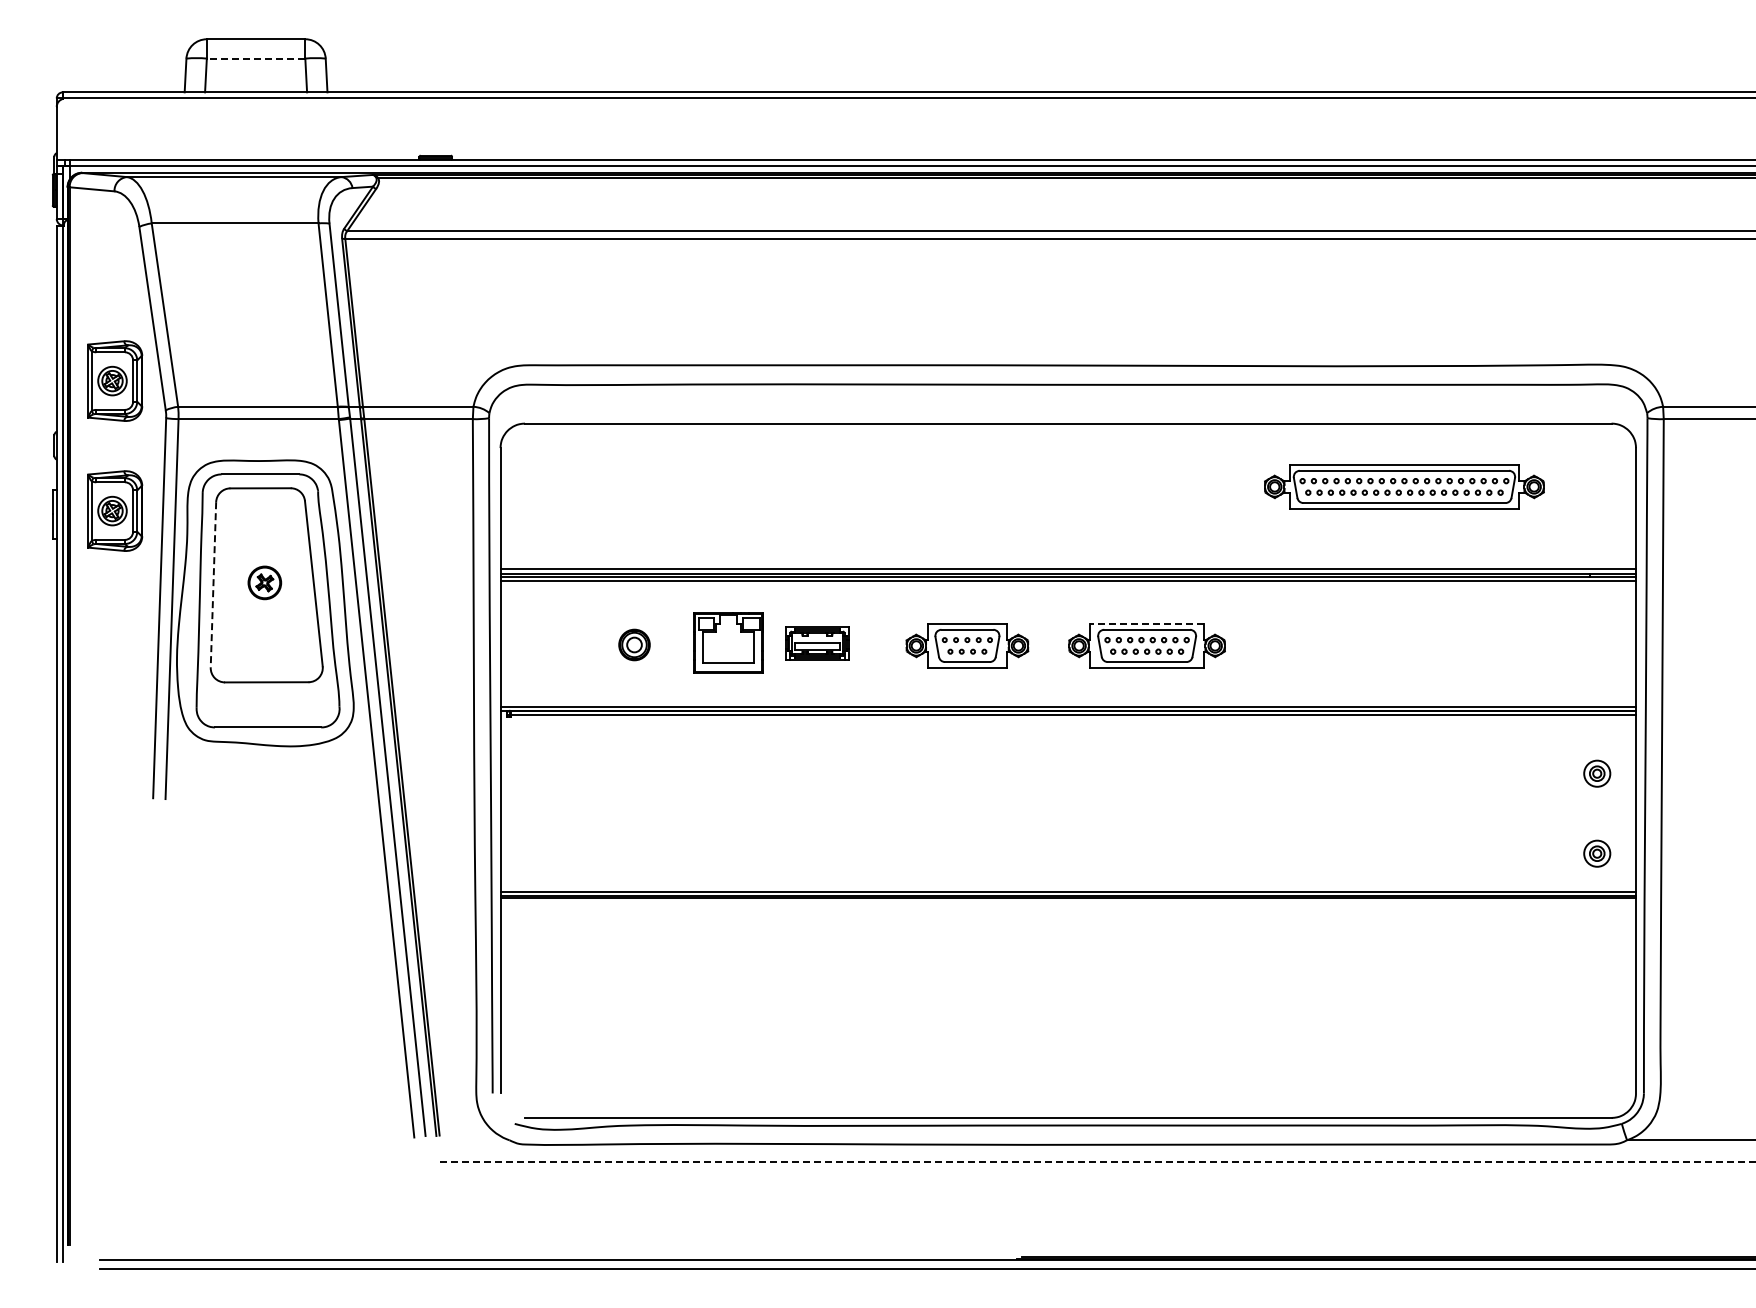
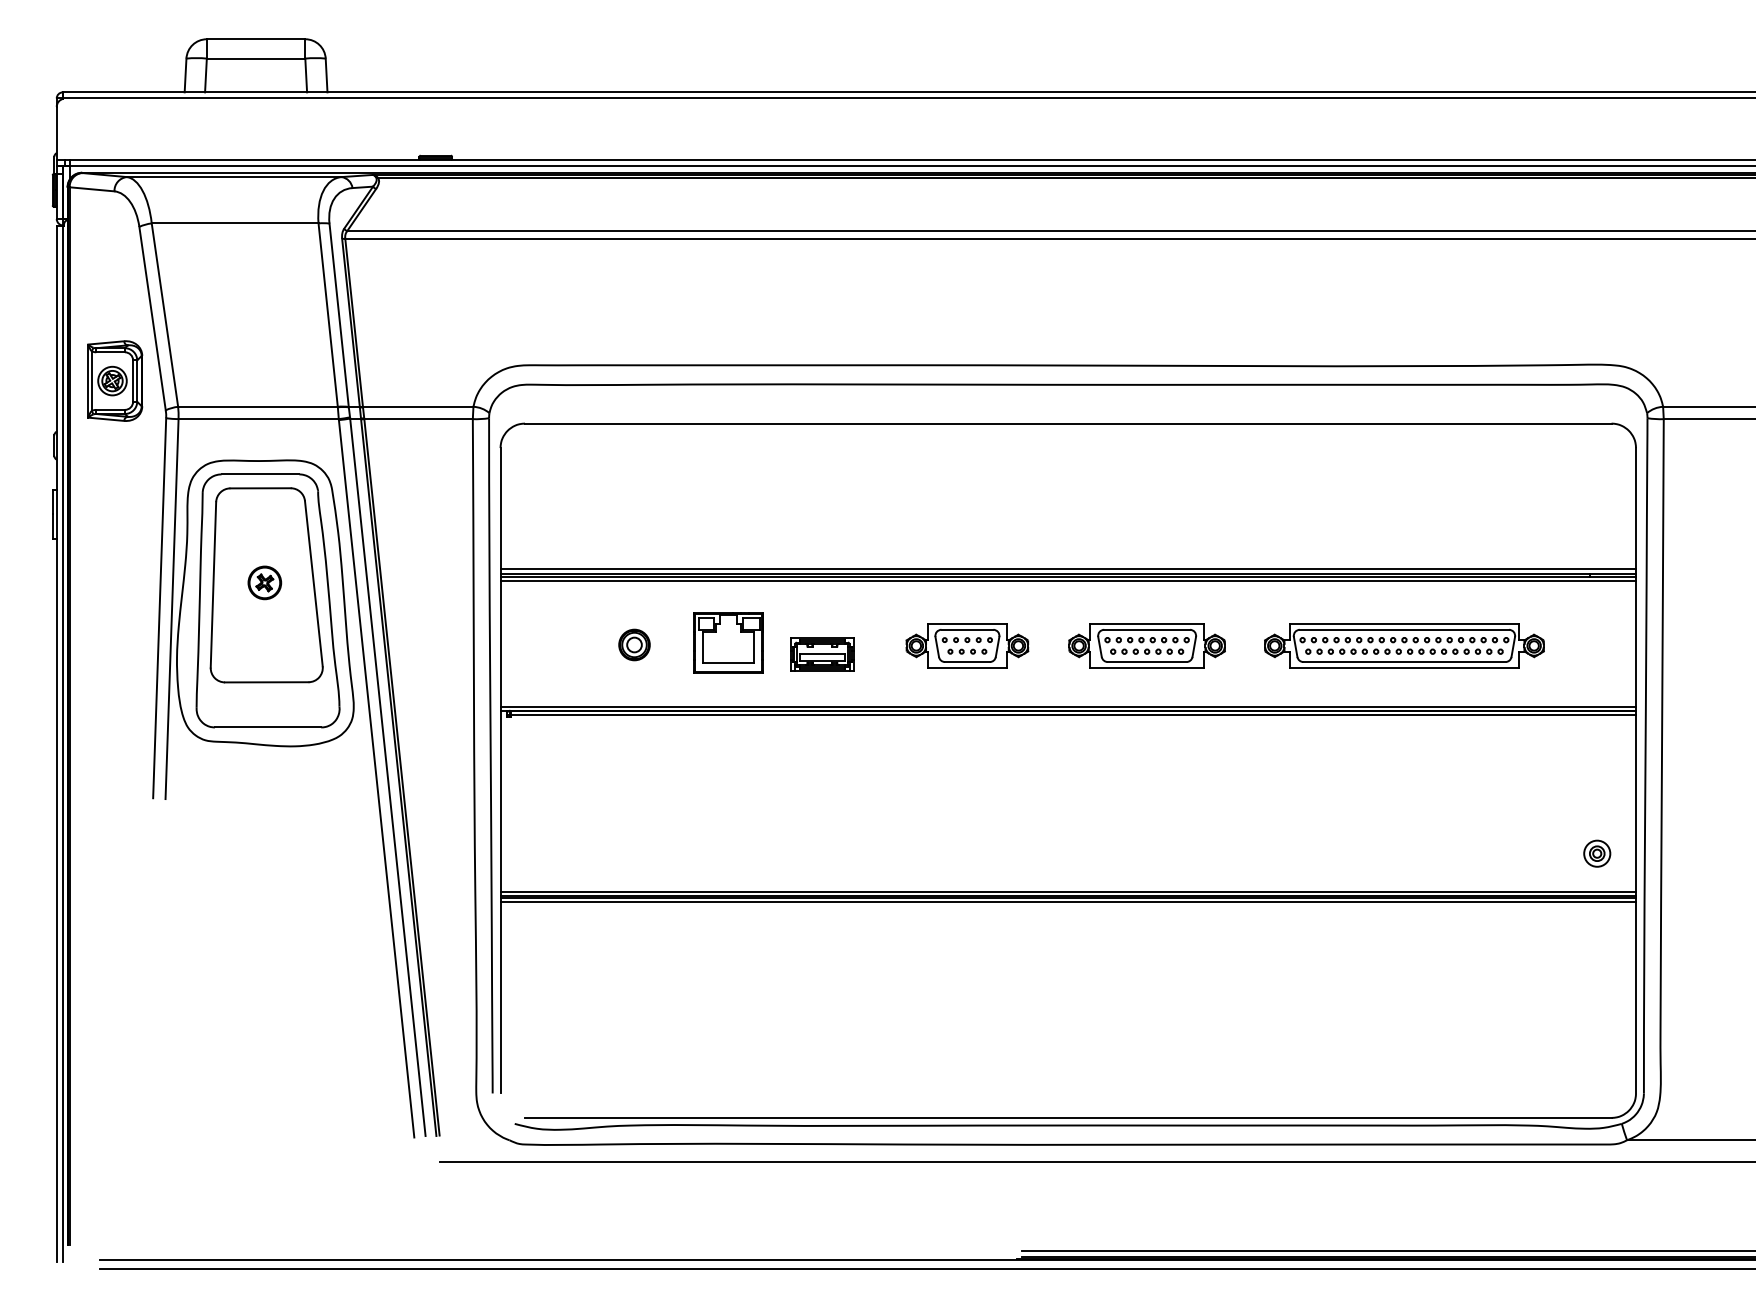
line: dashed -> solid (255, 58)
part position: (1404, 486) -> (1404, 645) (1404, 645)
part: present -> none (115, 510)
line: dashed -> solid (213, 584)
line: dashed -> solid (1146, 623)
part position: (817, 643) -> (822, 654) (822, 654)
part: present -> none (1597, 773)
line: none -> present (1068, 901)
line: dashed -> solid (1097, 1161)
line: none -> present (1386, 1251)
